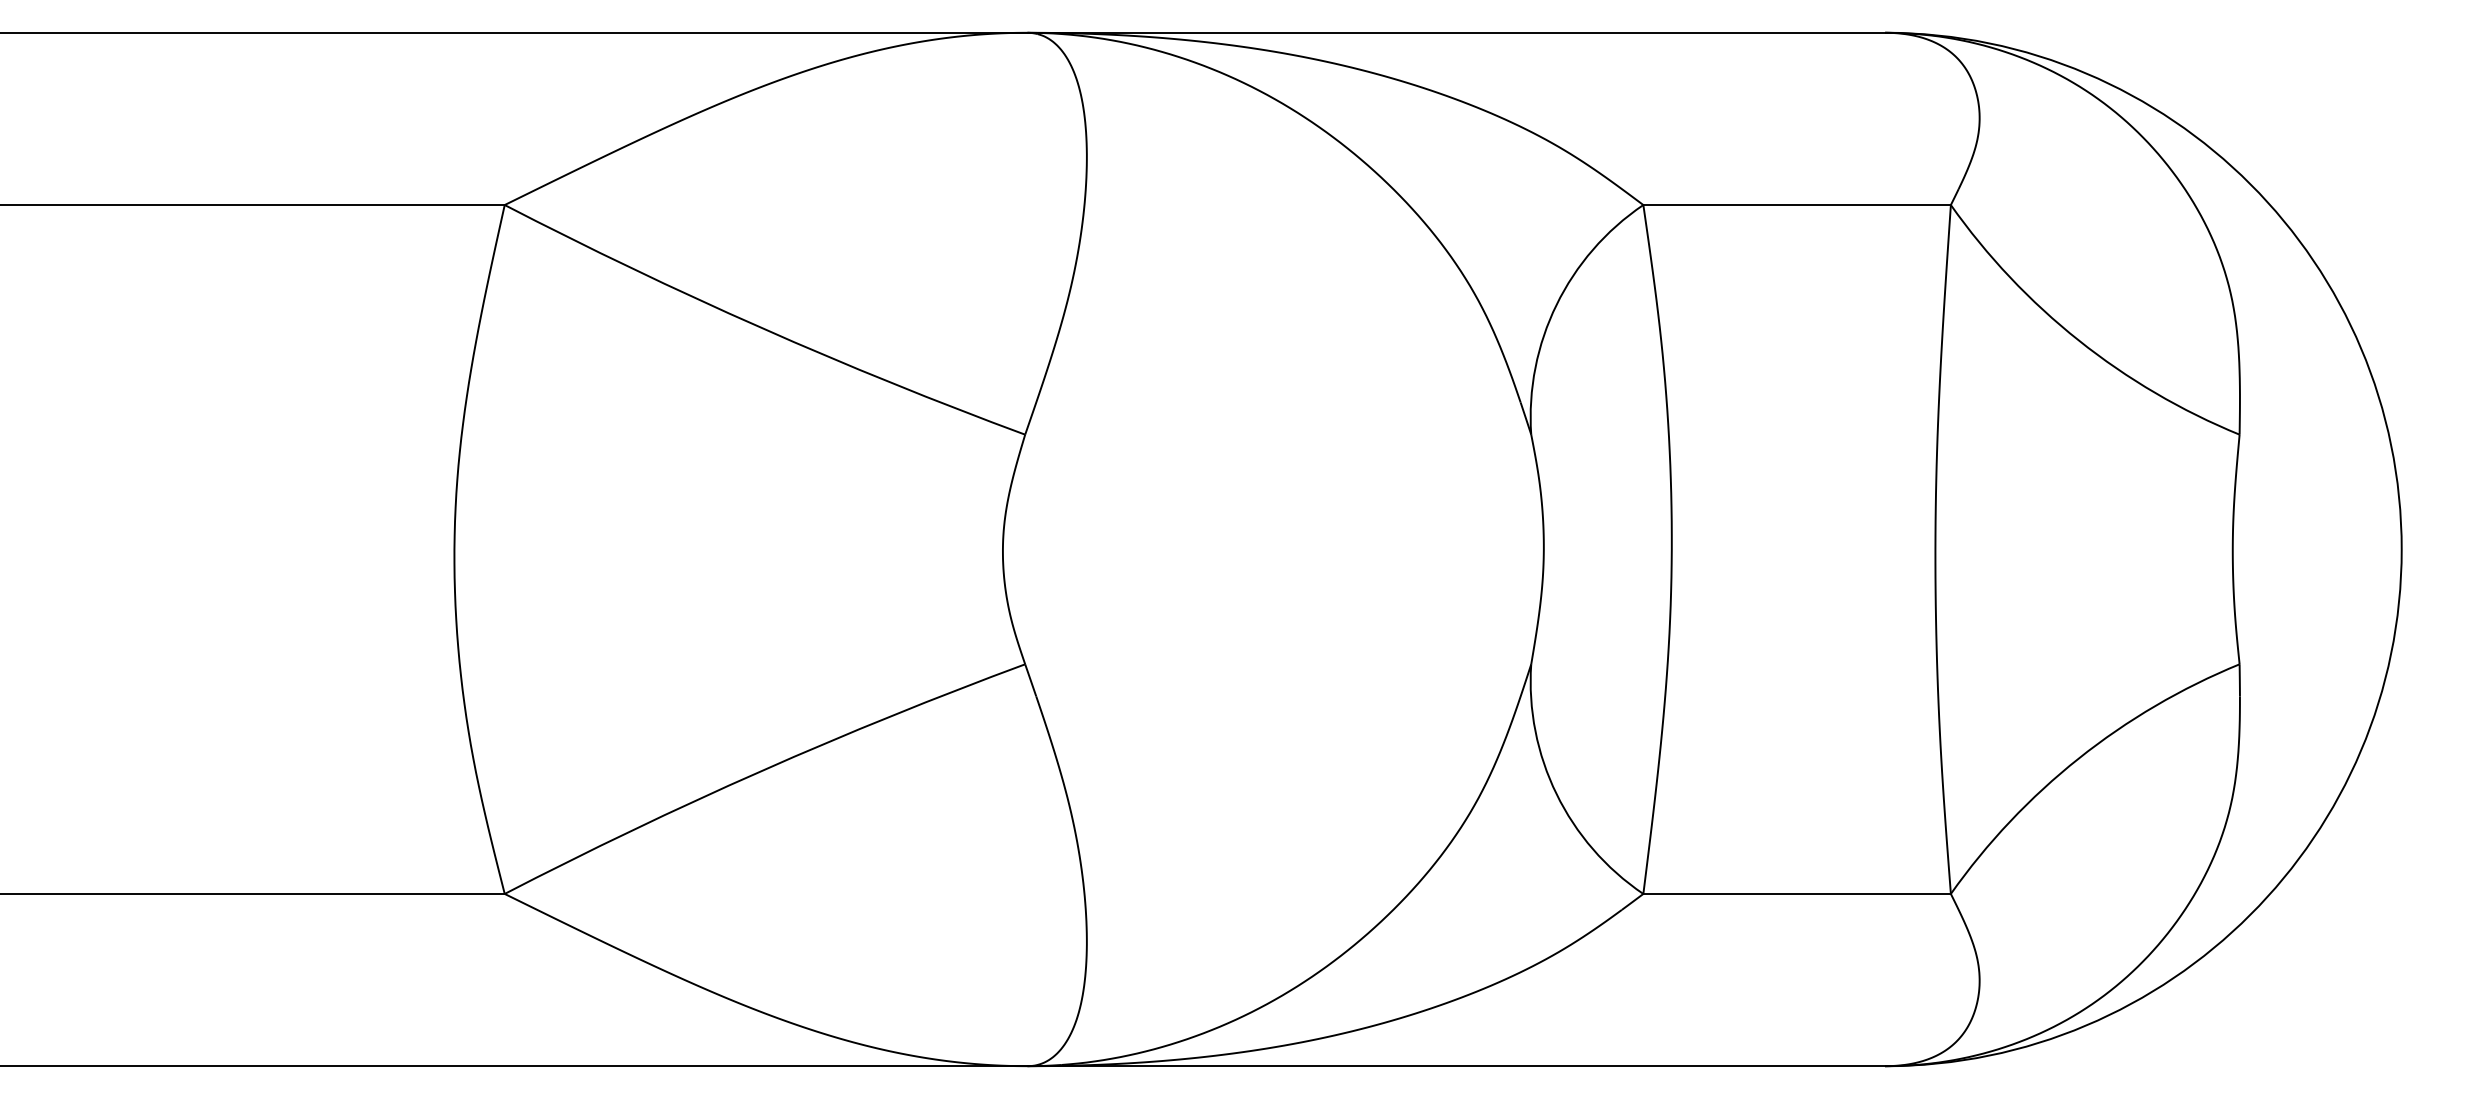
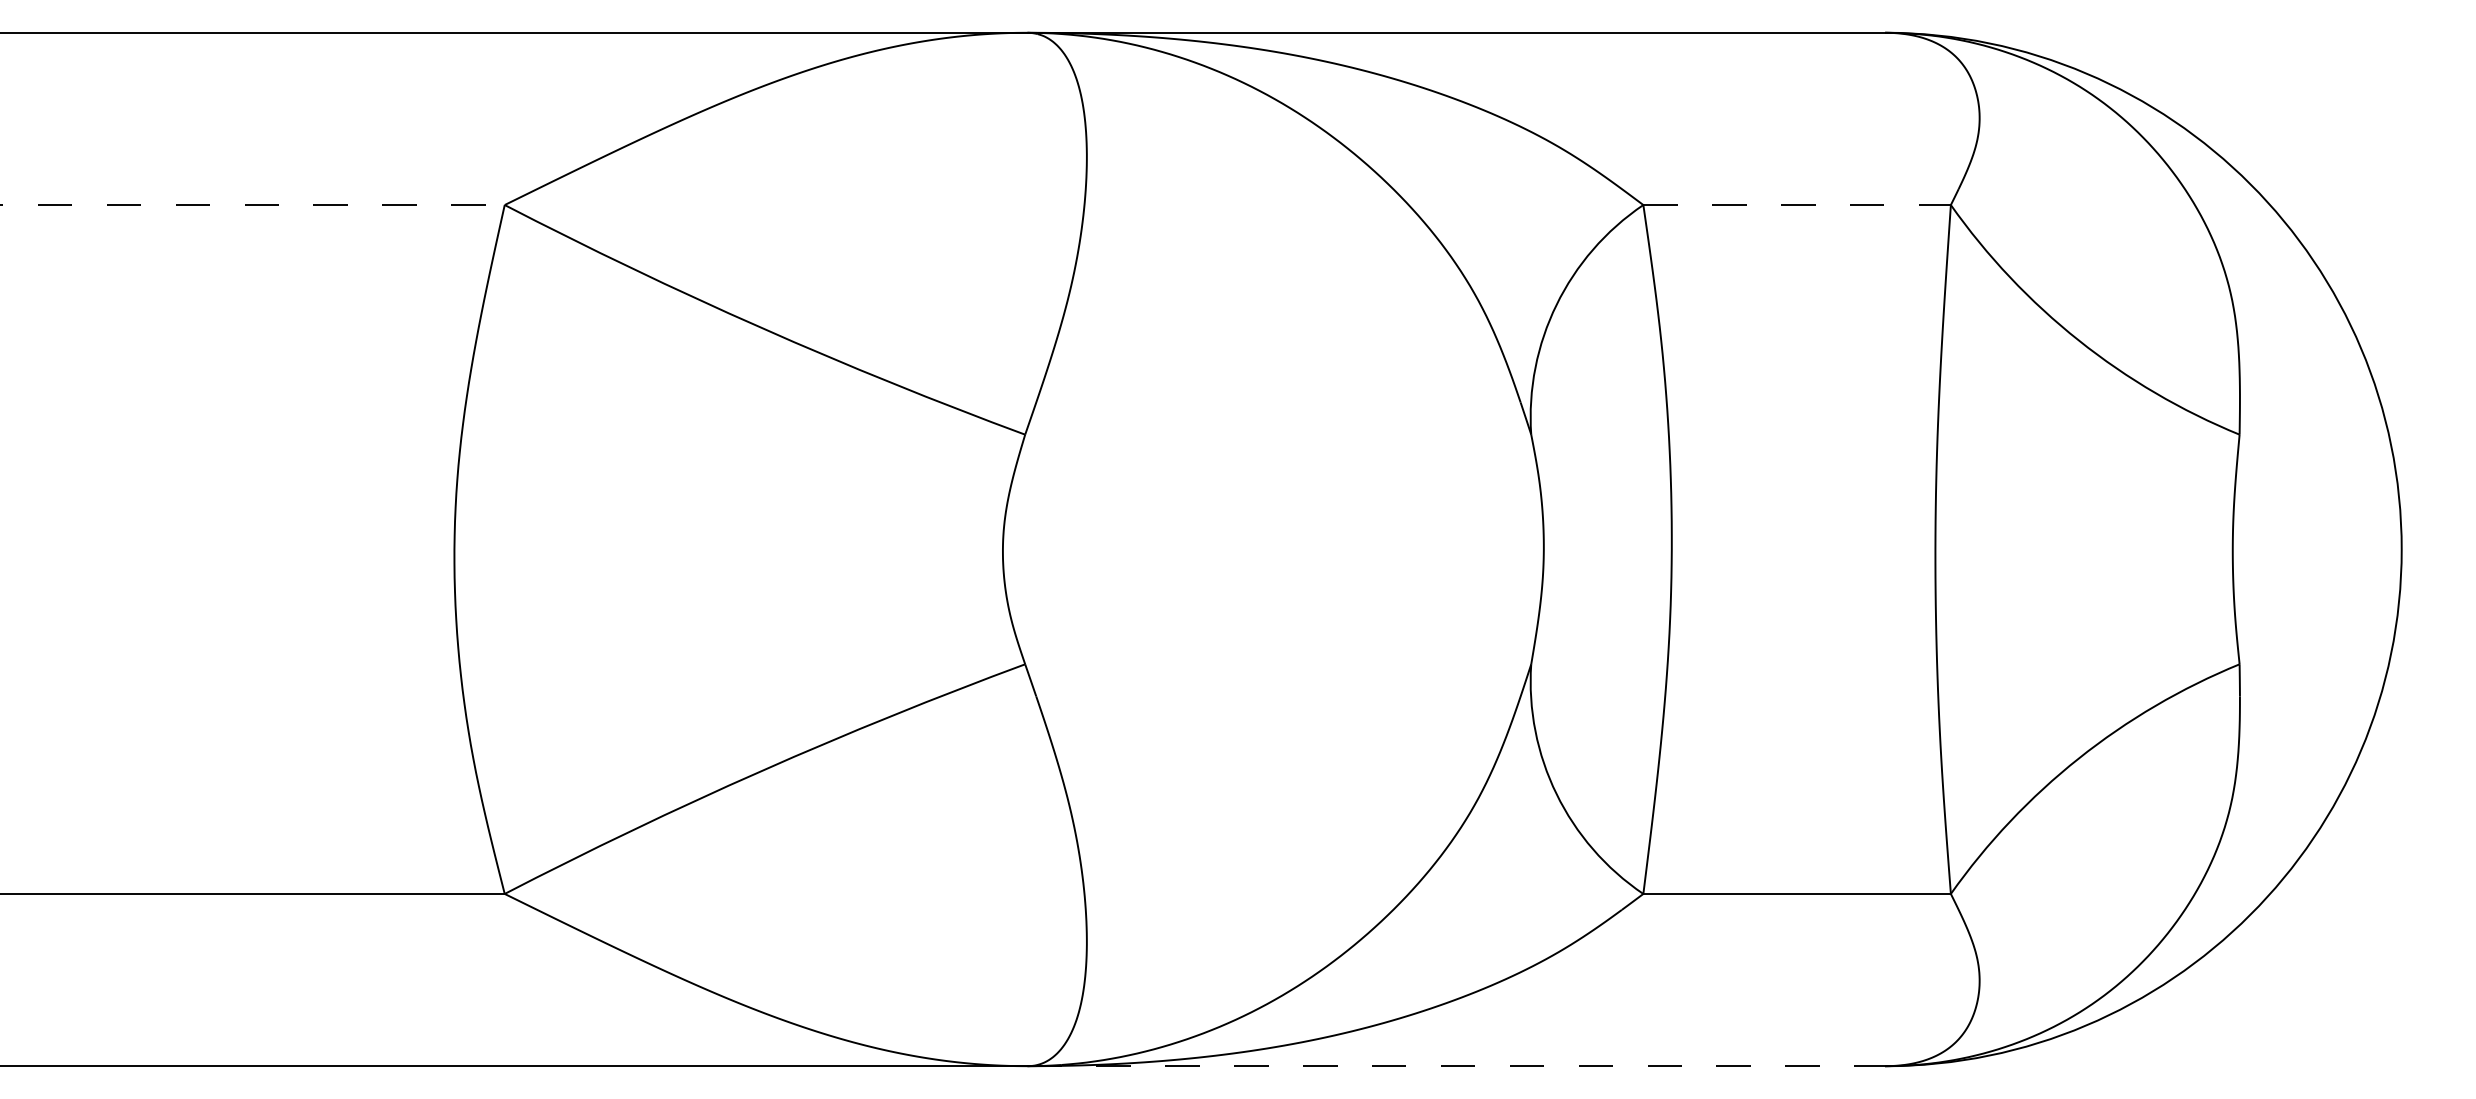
line: solid -> dashed (252, 205)
line: solid -> dashed (1797, 205)
line: solid -> dashed (1456, 1066)
